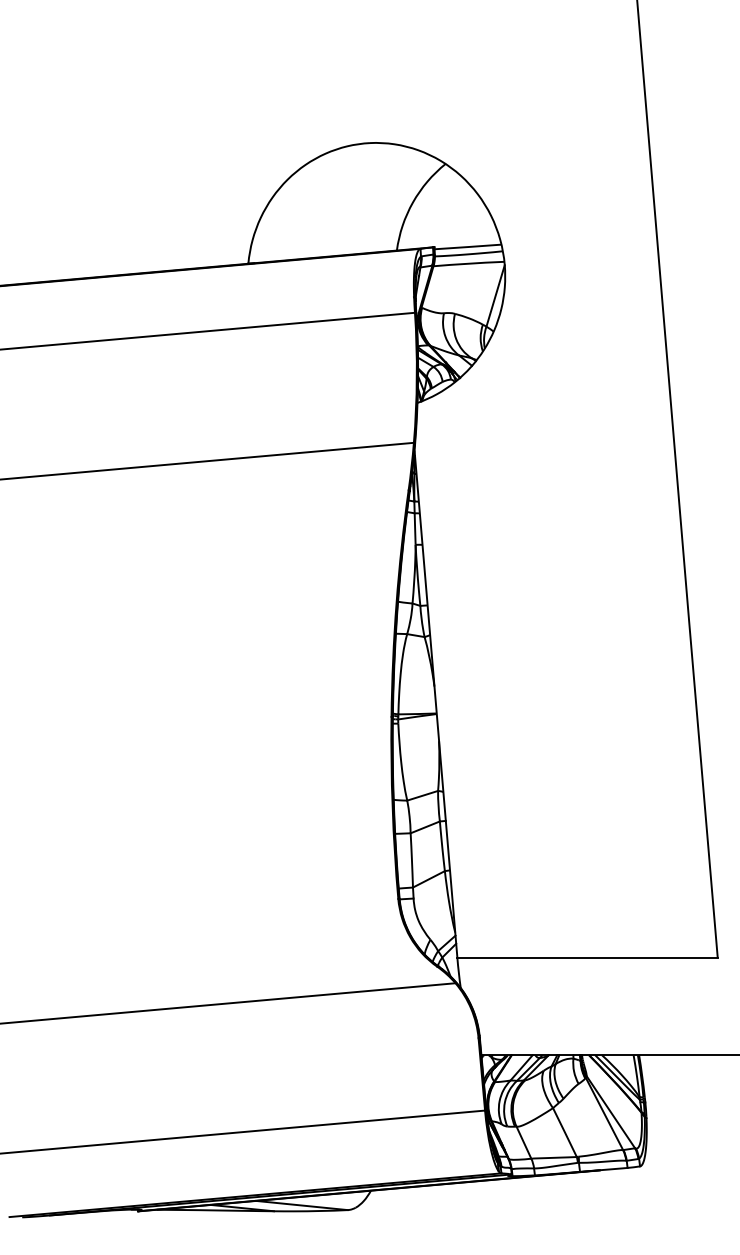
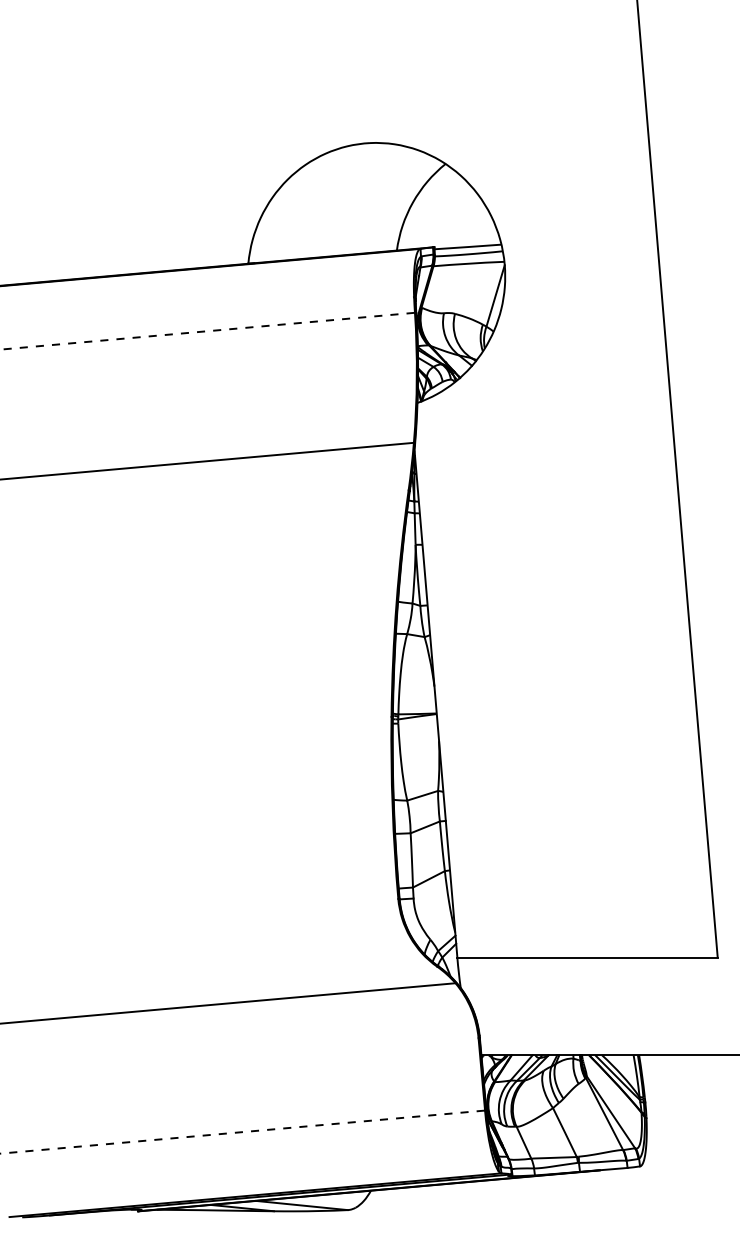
line: solid -> dashed (207, 331)
line: solid -> dashed (243, 1132)
